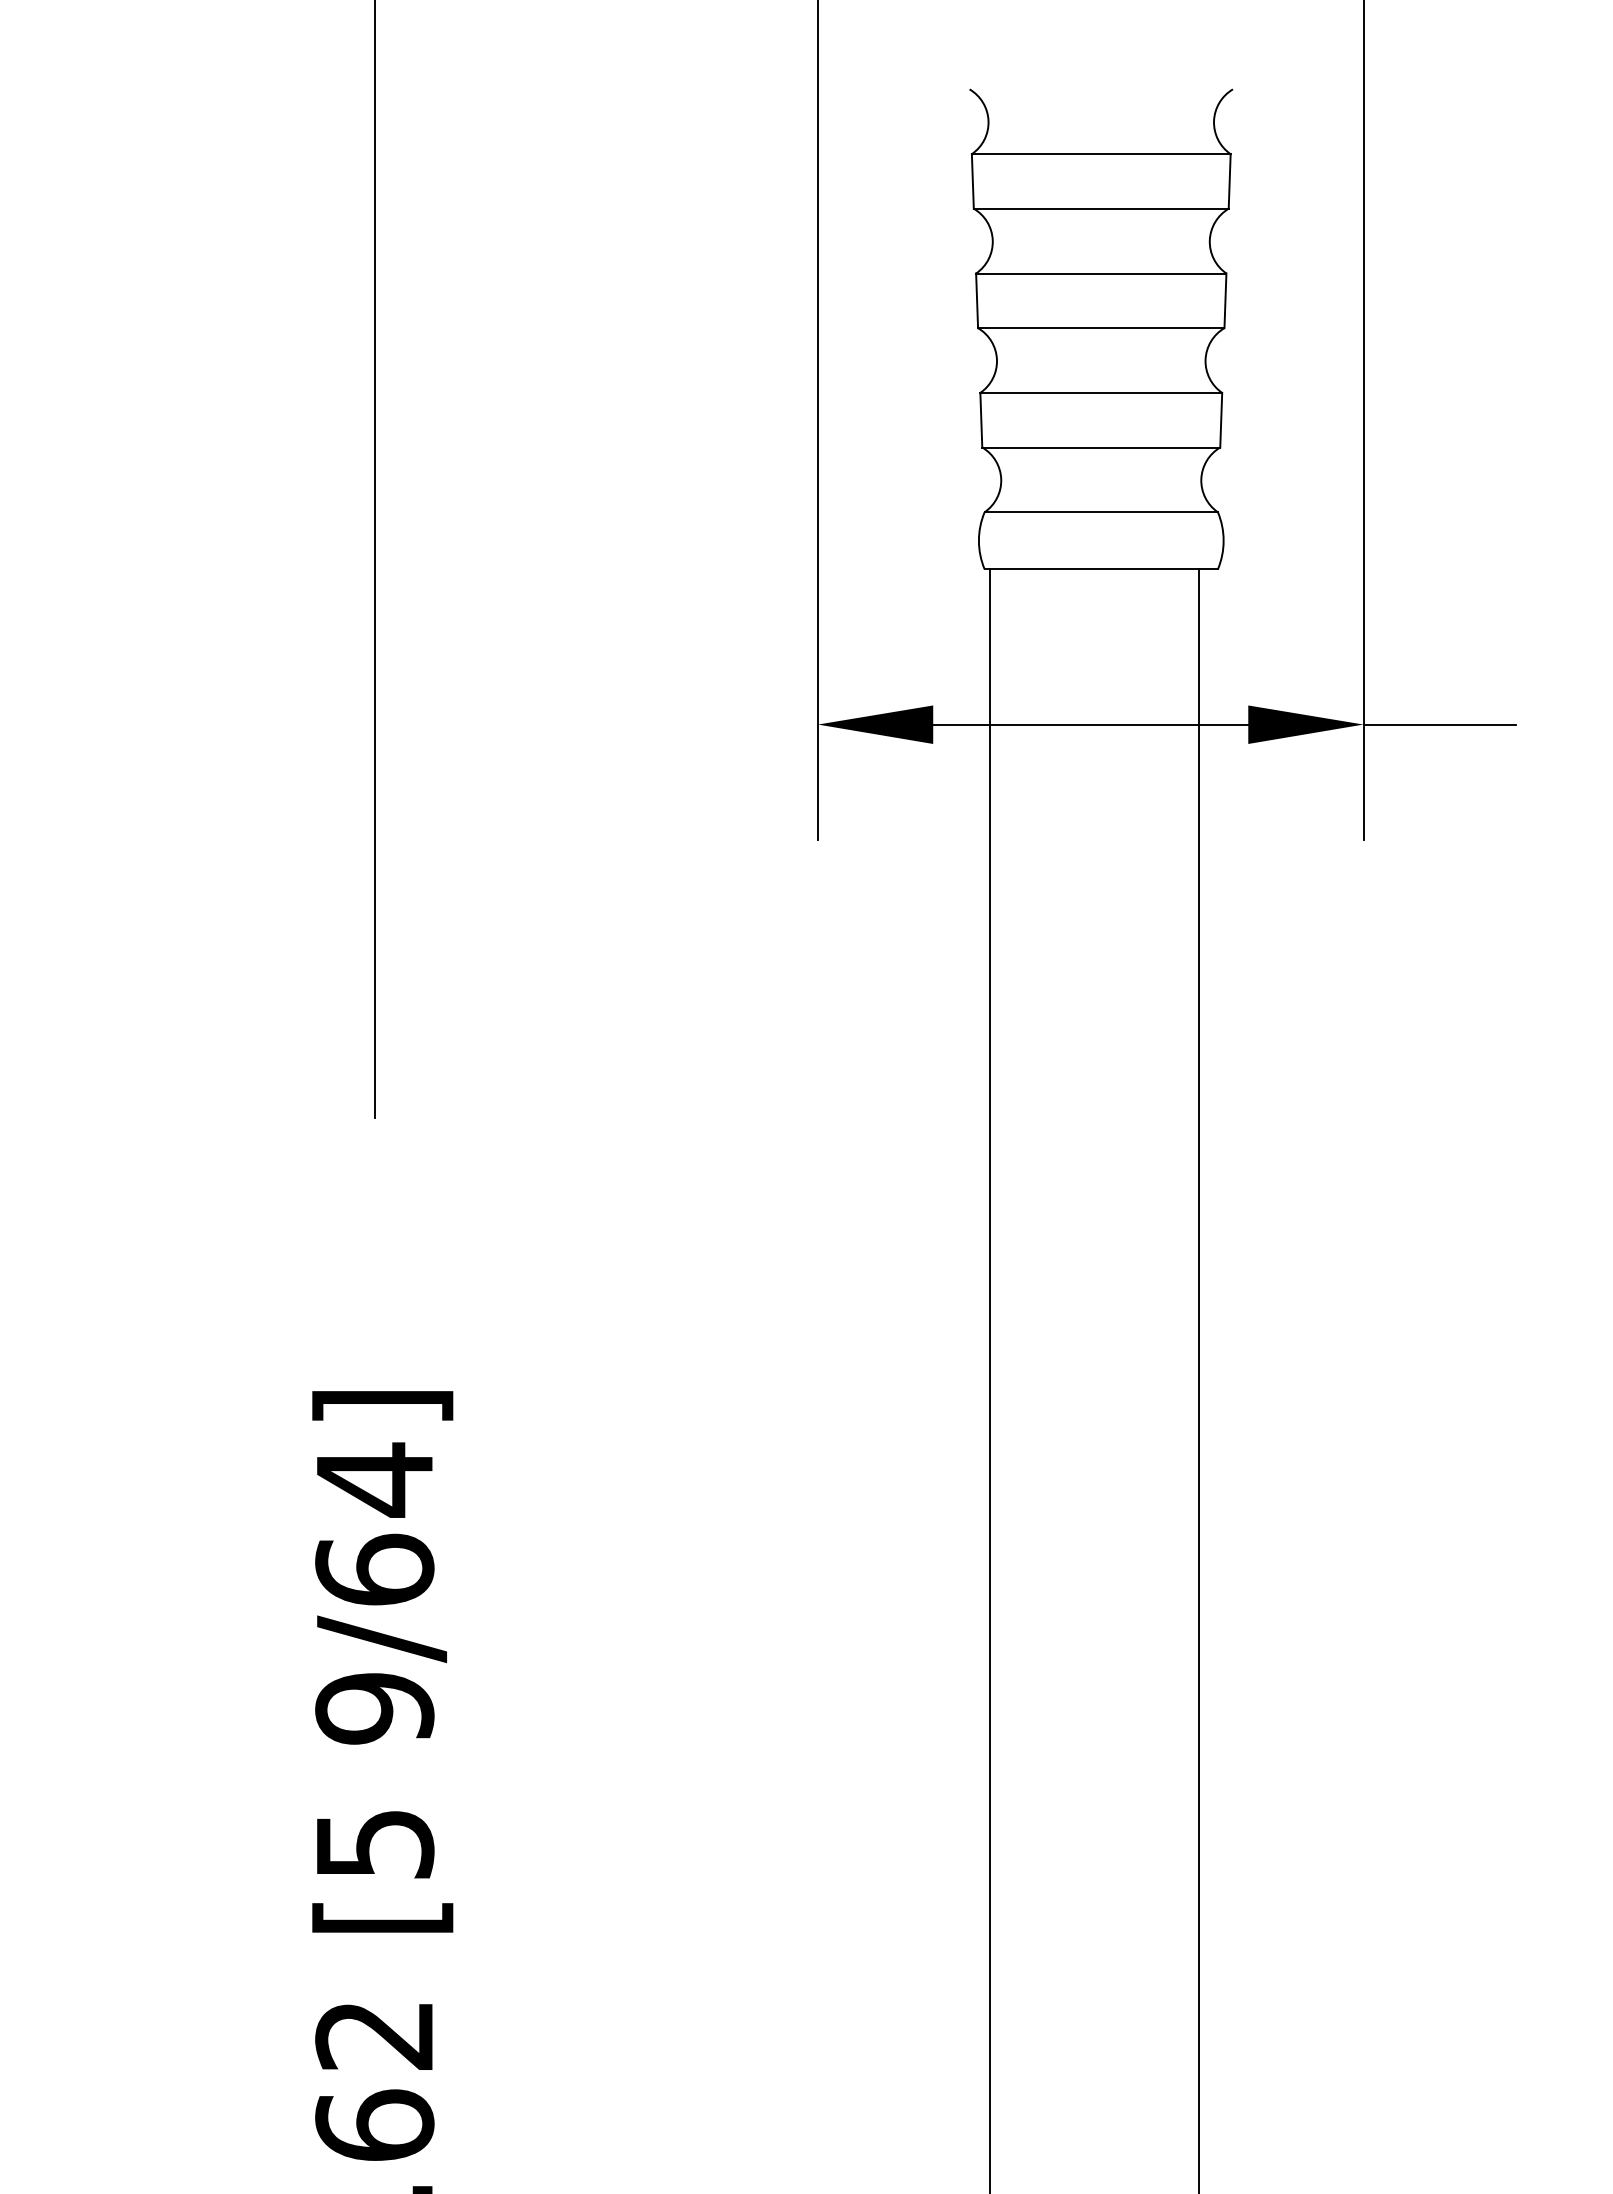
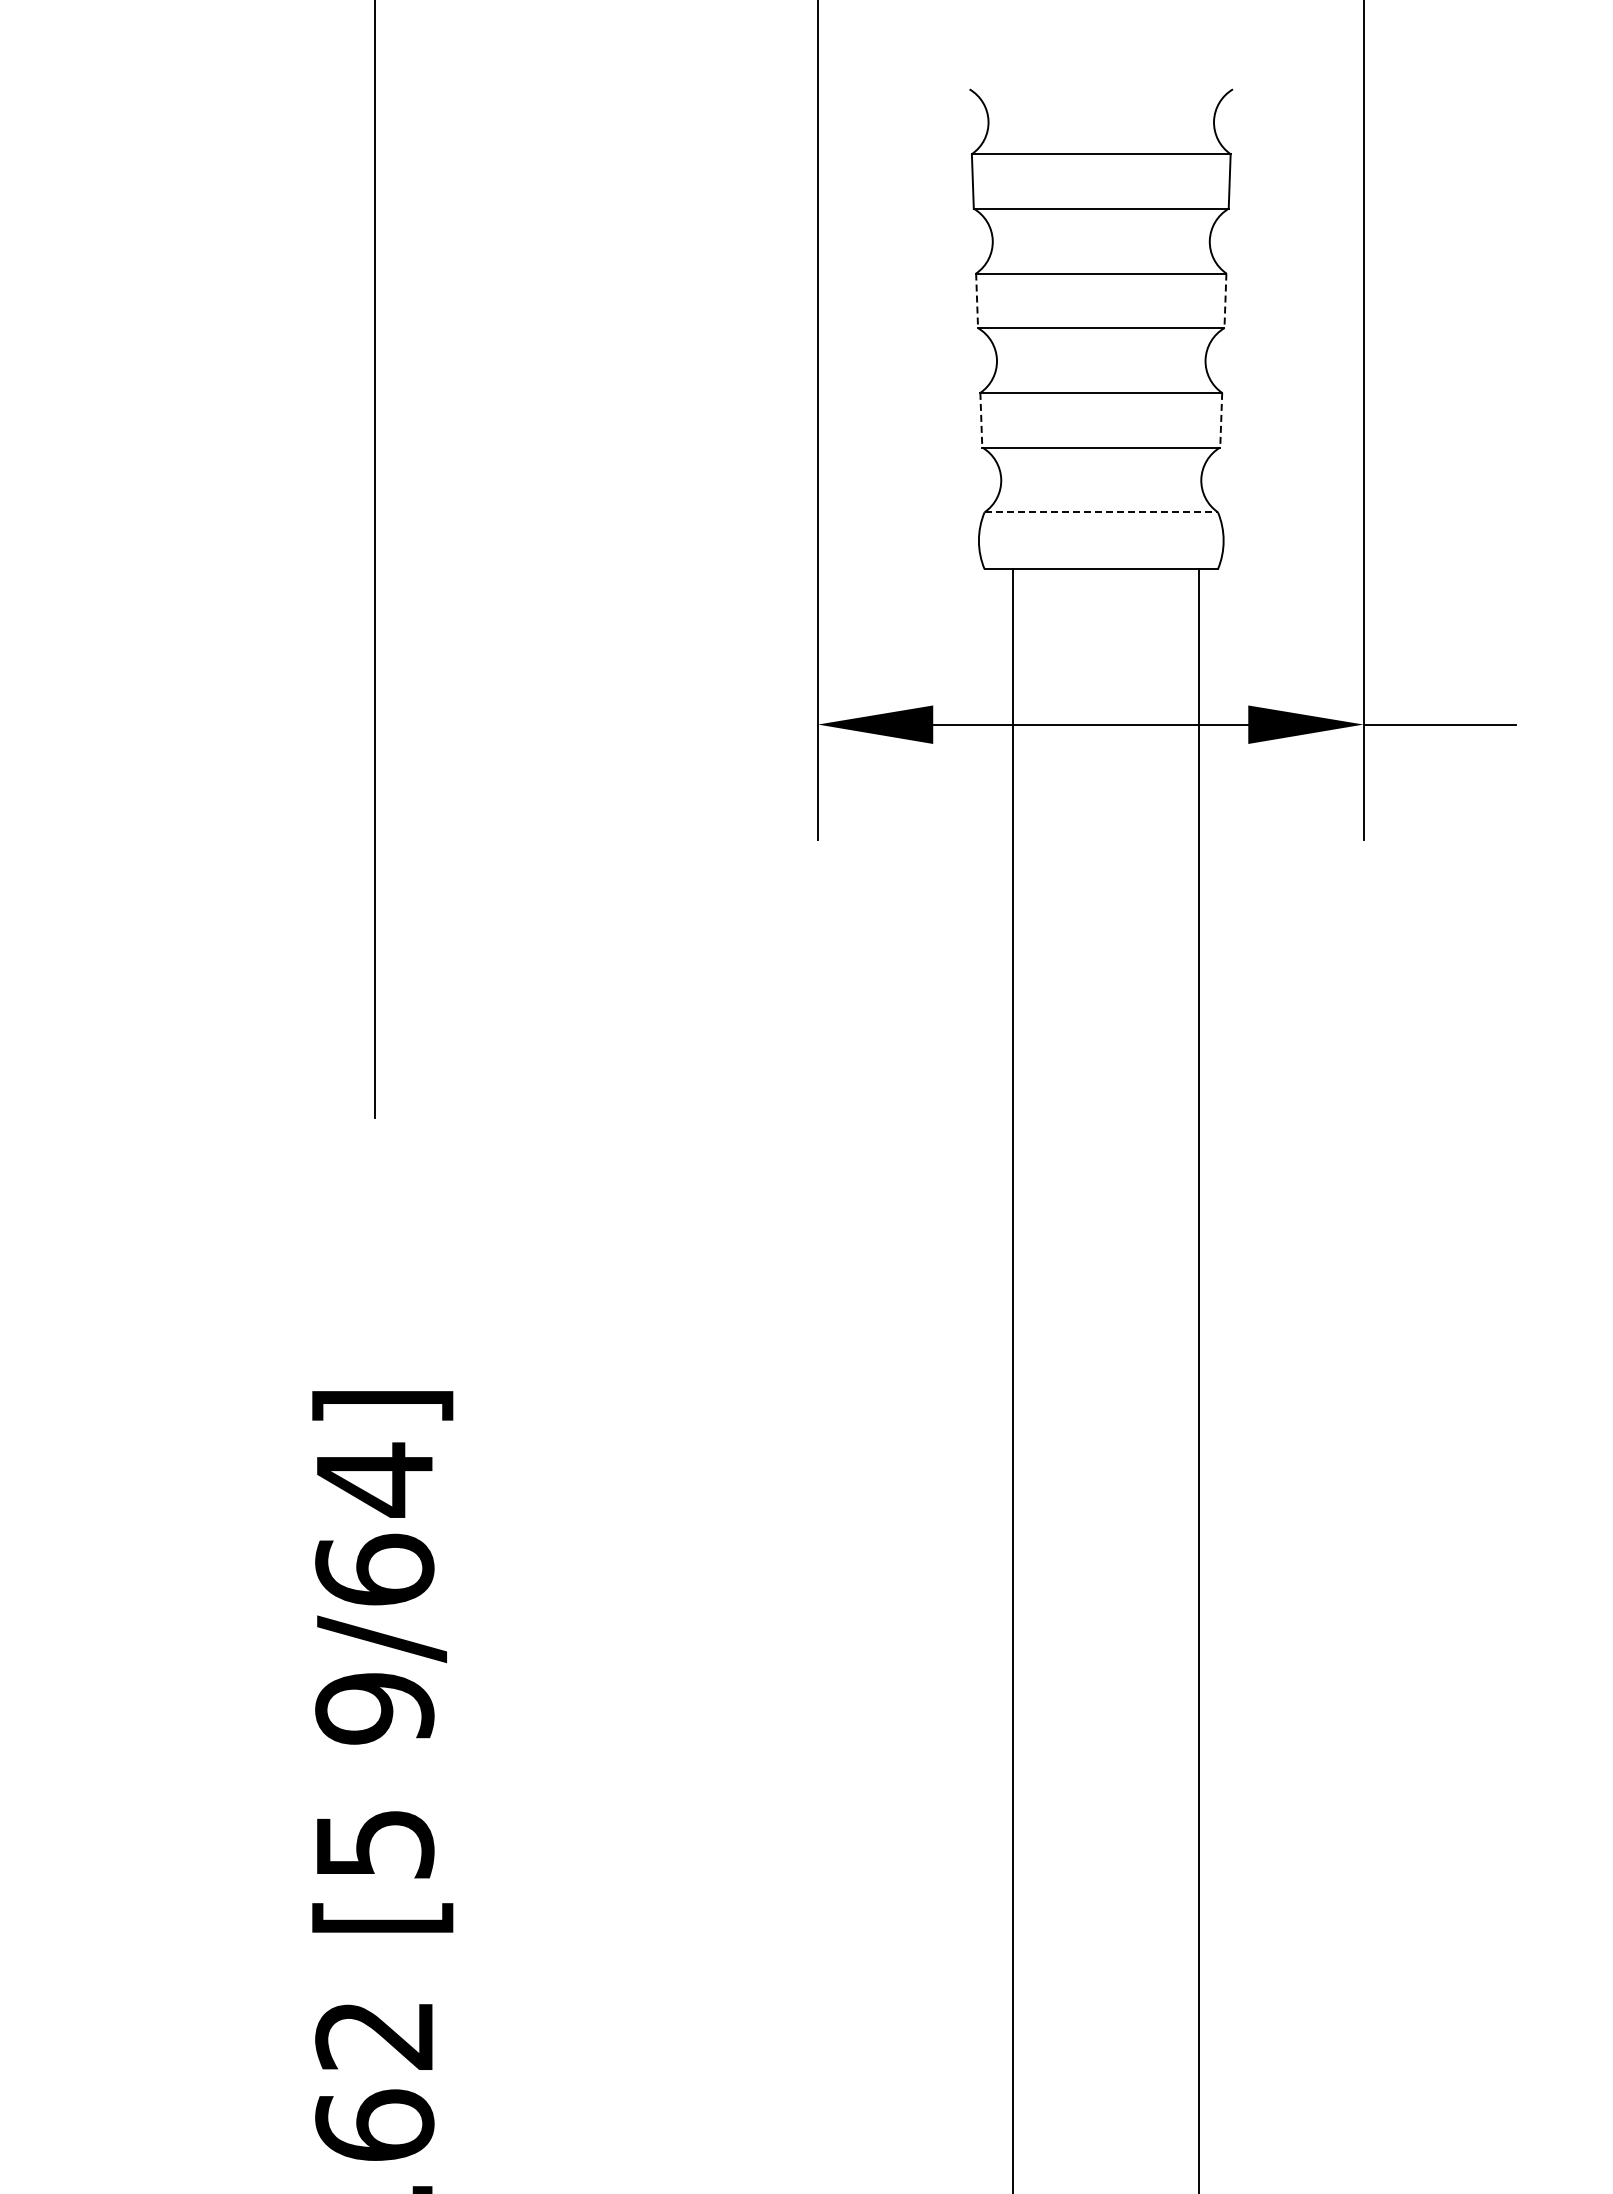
line: solid -> dashed (977, 301)
line: solid -> dashed (1225, 301)
line: solid -> dashed (981, 420)
line: solid -> dashed (1221, 420)
line: solid -> dashed (1101, 512)
line position: (990, 1379) -> (1013, 1379) (1013, 1379)
